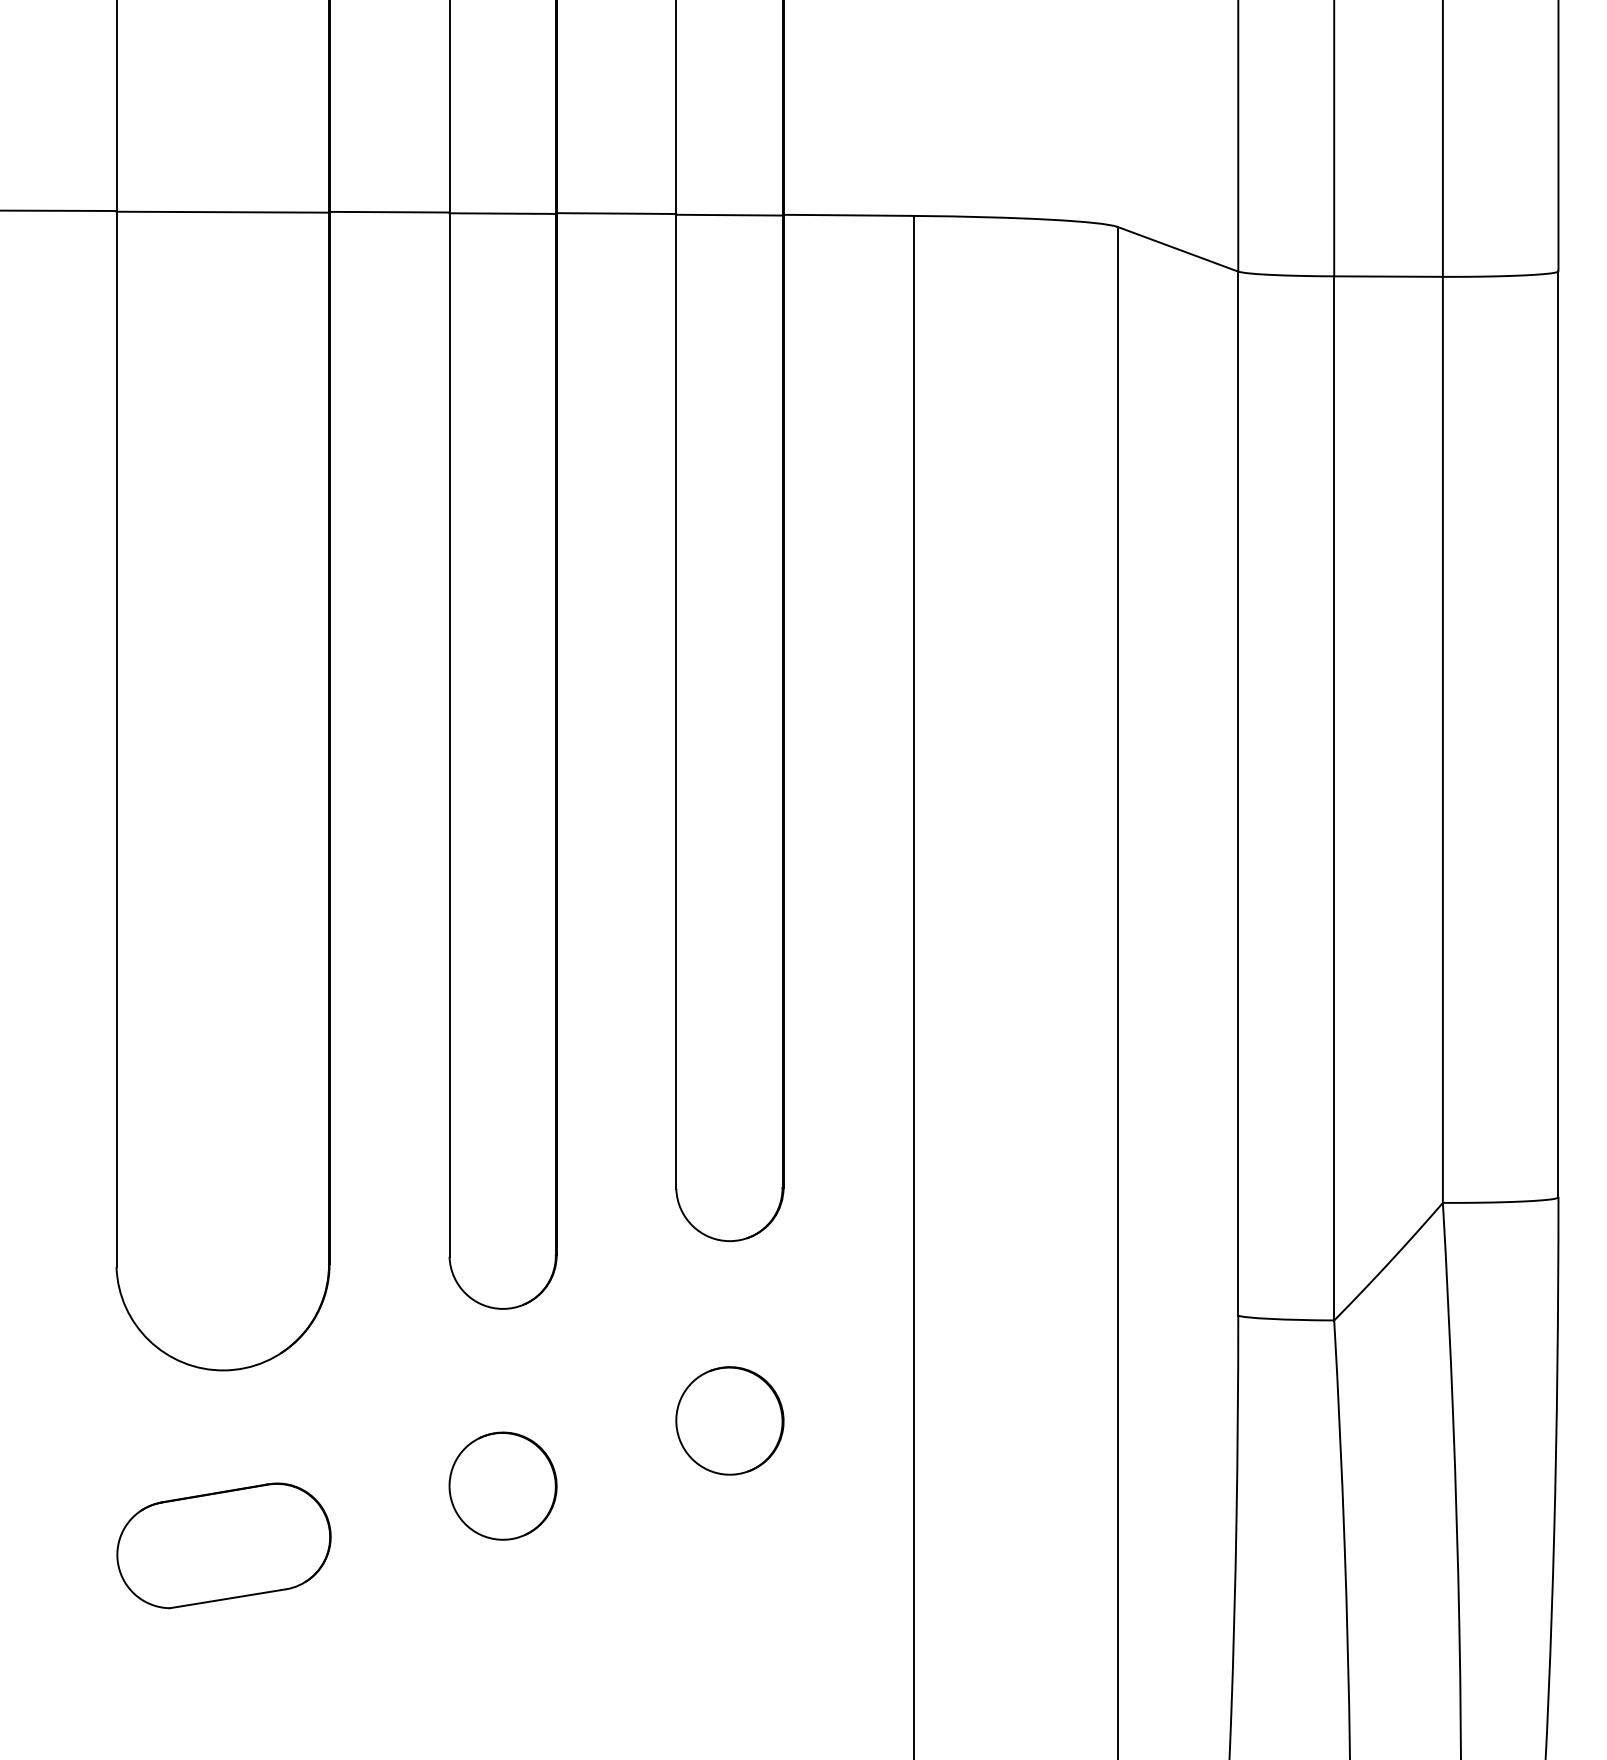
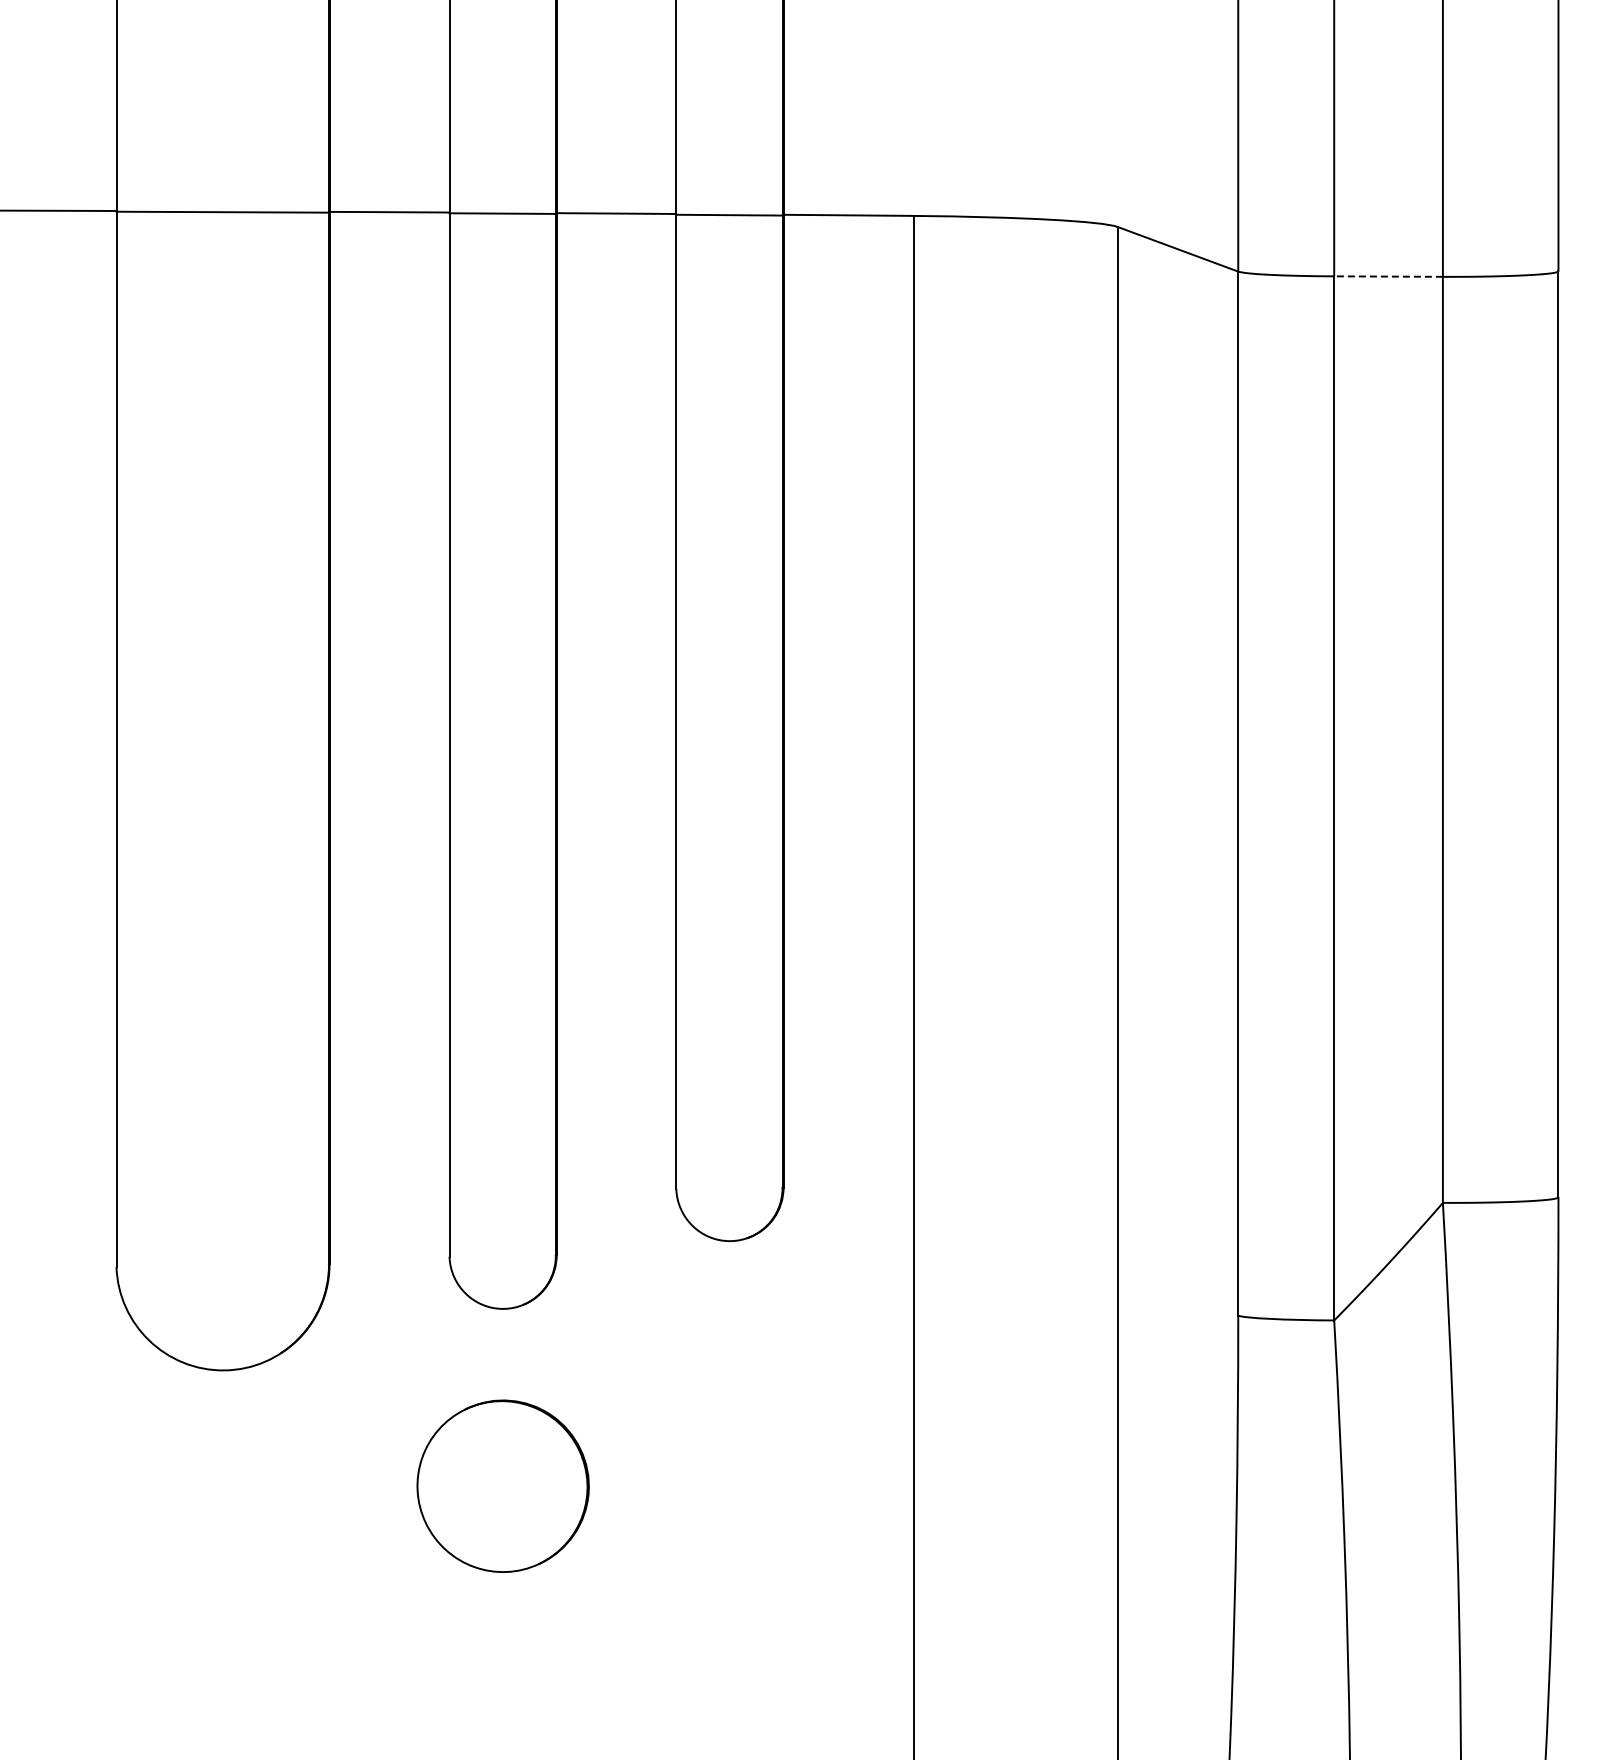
line: solid -> dashed (1388, 276)
part: present -> none (729, 1420)
part size: 110x110 px -> 174x174 px (502, 1485)
part: present -> none (223, 1545)
